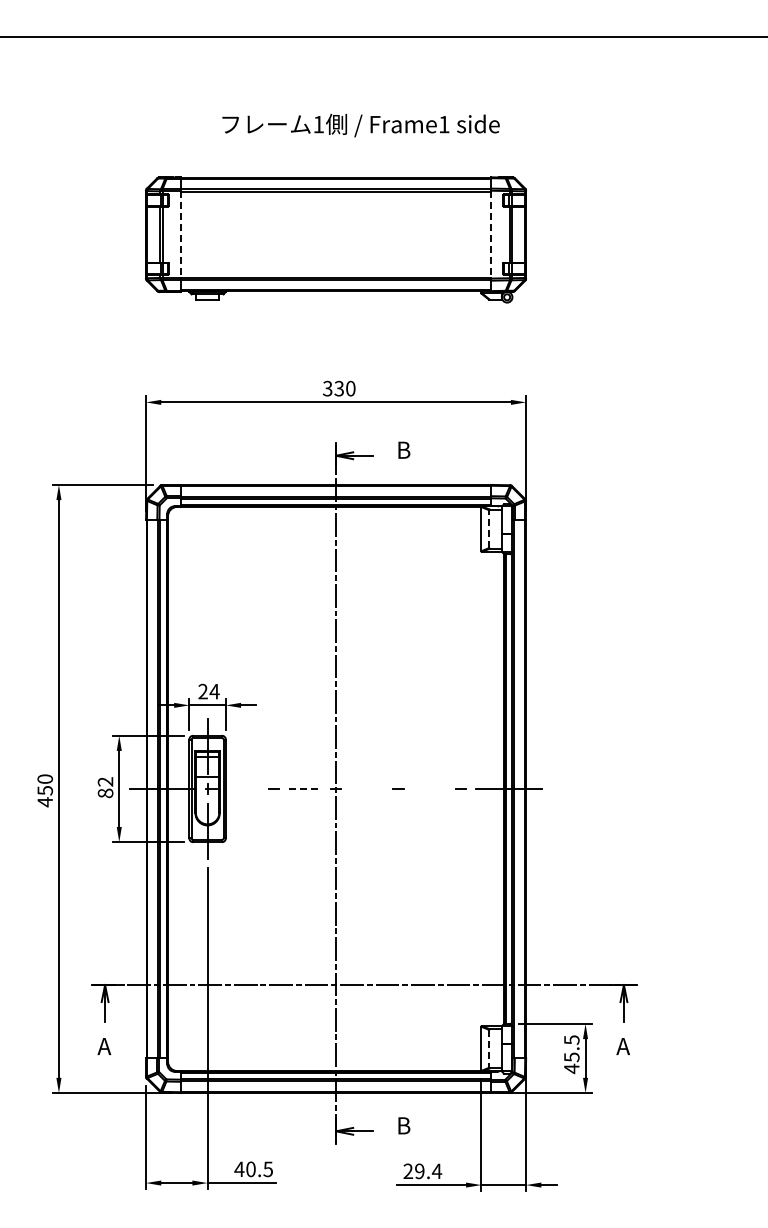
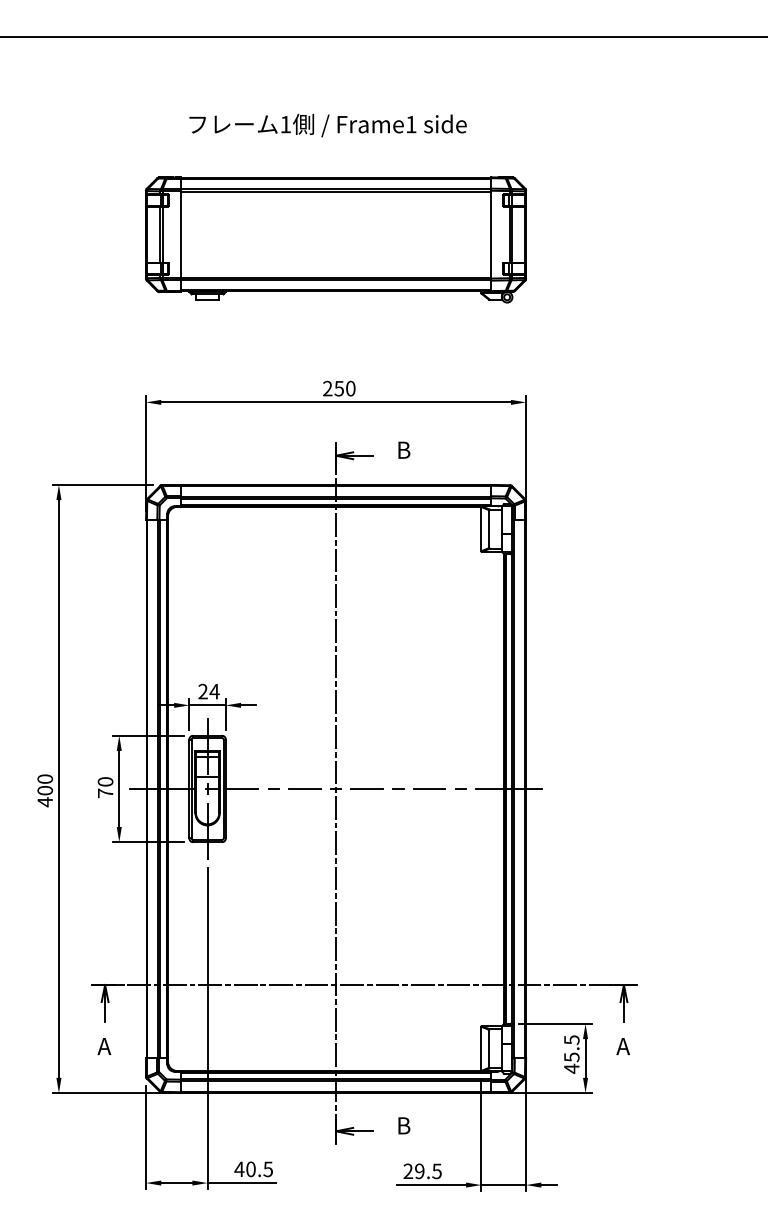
text position: (360, 125) -> (327, 125) (327, 125)
line: dashed -> solid (491, 234)
line: dashed -> solid (181, 235)
text: 330 -> 250 (332, 388)
line: dashed -> solid (488, 528)
text: 82 -> 70 (105, 787)
line: none -> present (242, 788)
line: dashed -> solid (304, 788)
line: none -> present (367, 788)
line: none -> present (429, 788)
text: 450 -> 400 (44, 790)
line: dashed -> solid (488, 1049)
text: 29.4 -> 29.5 (436, 1171)
